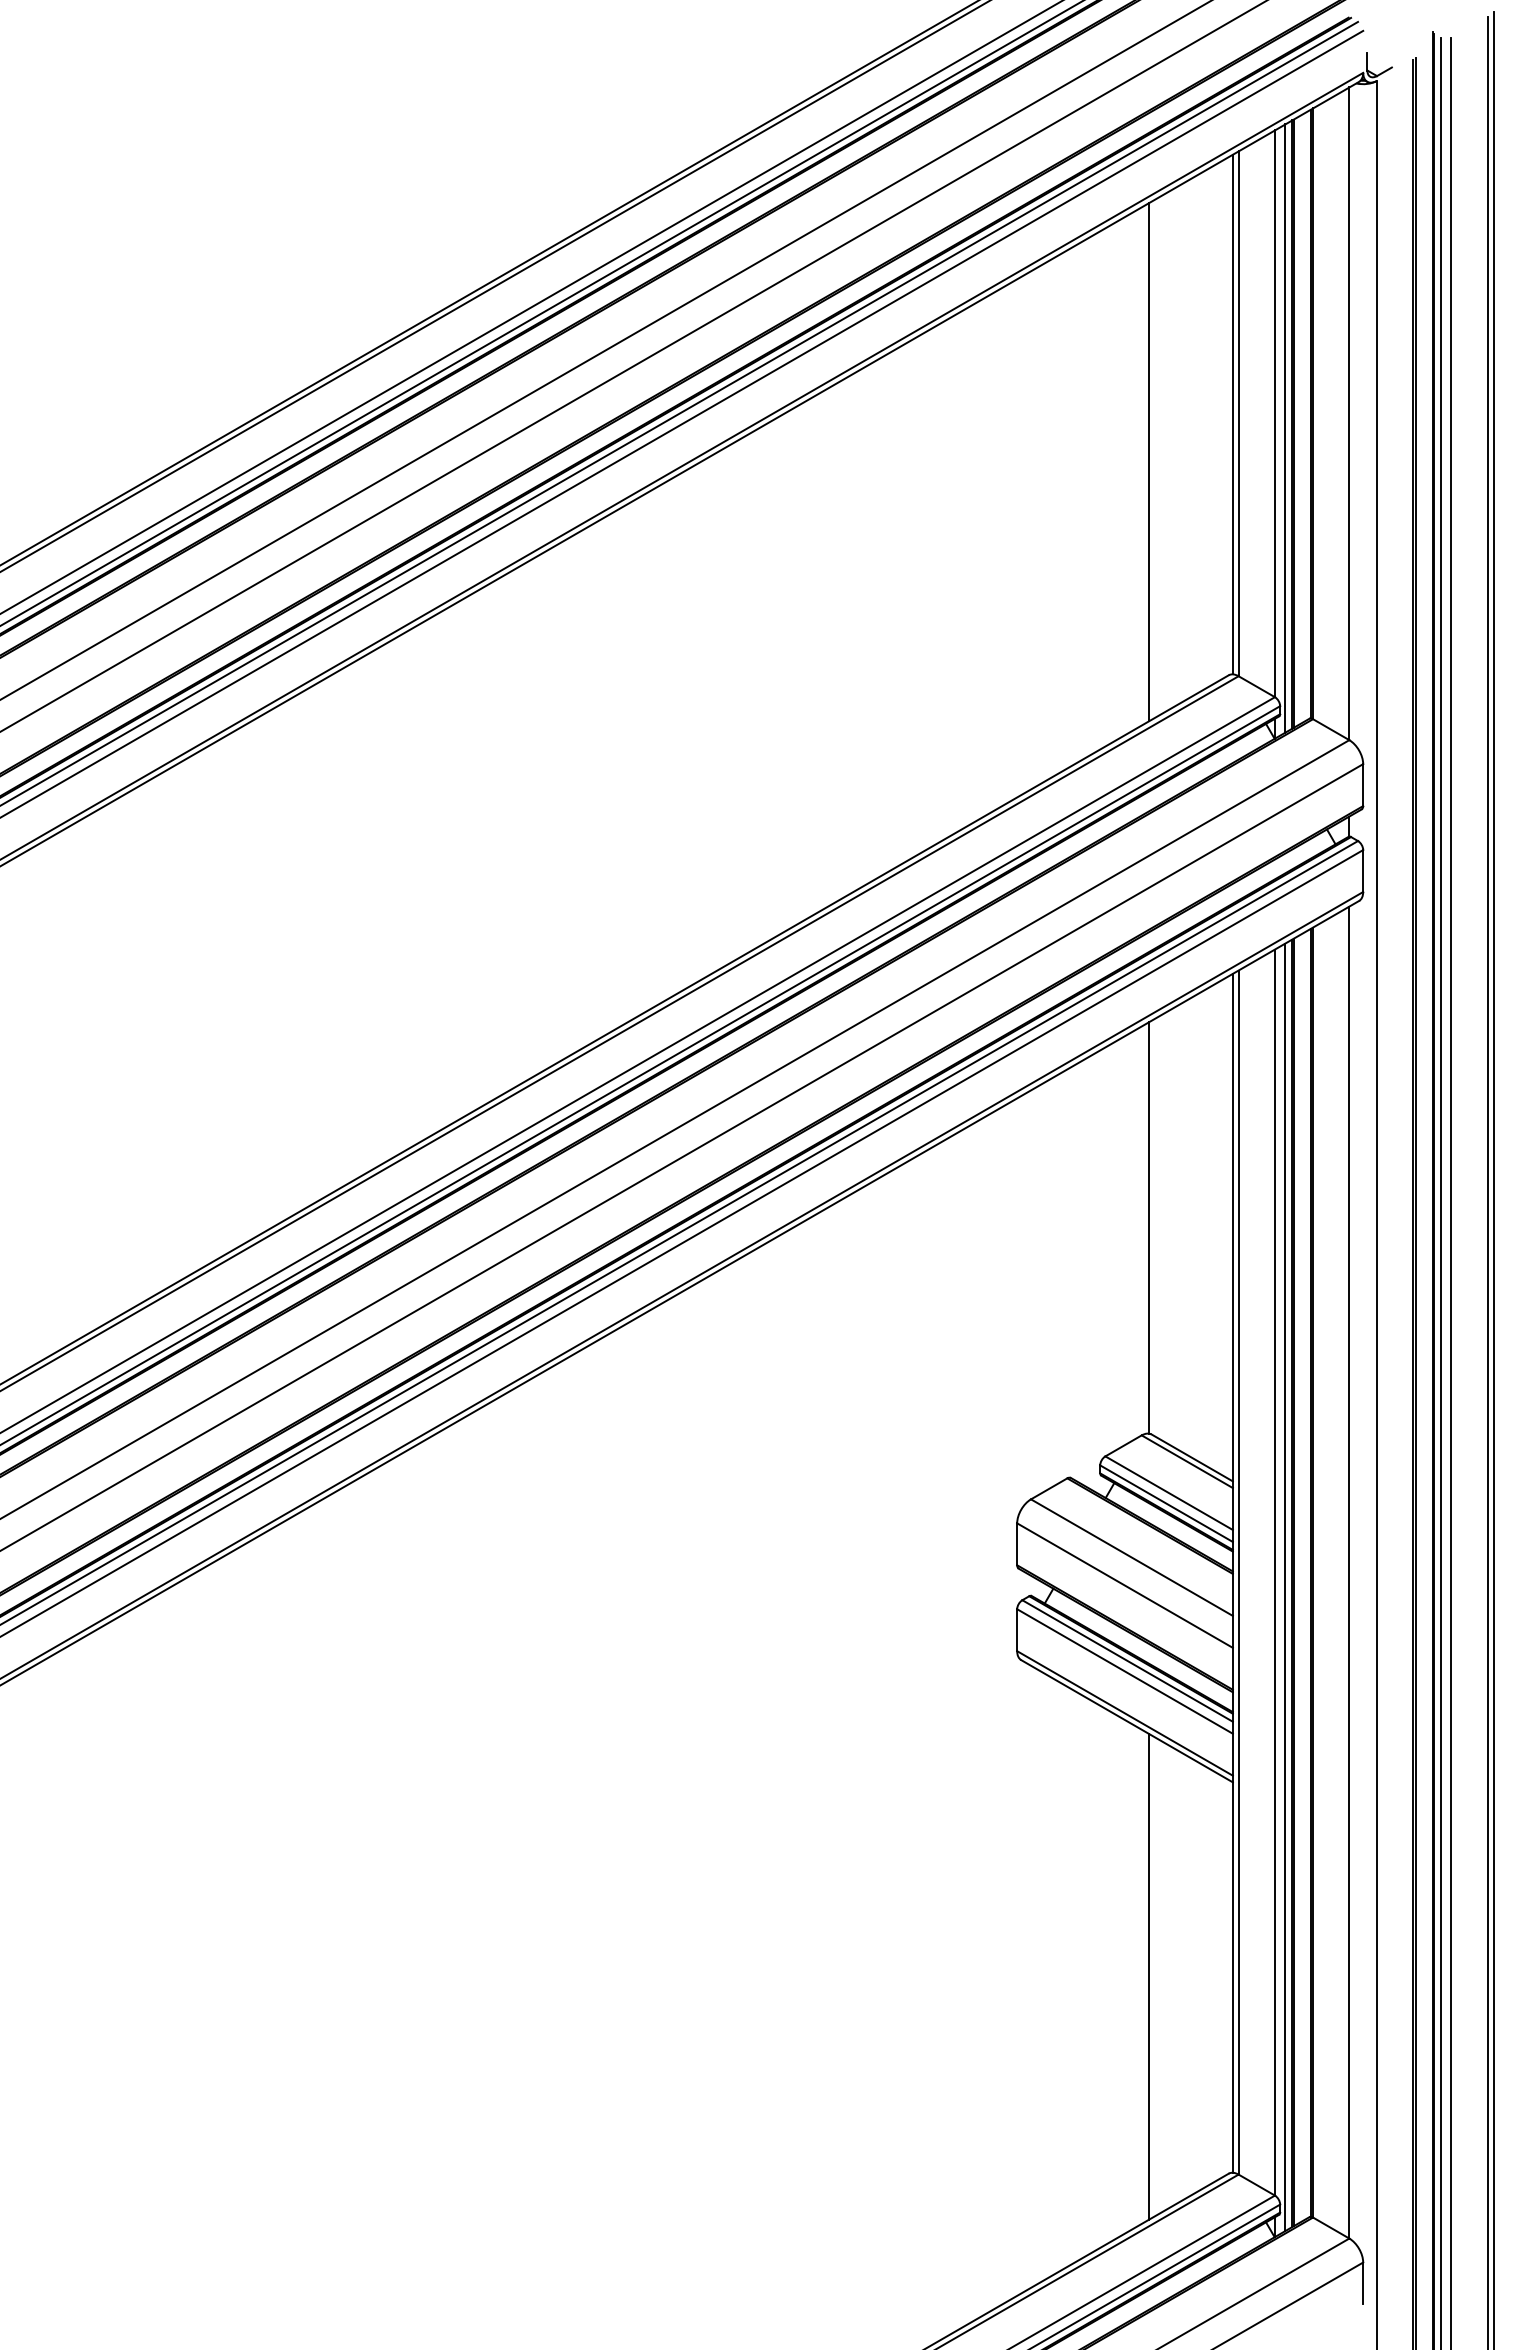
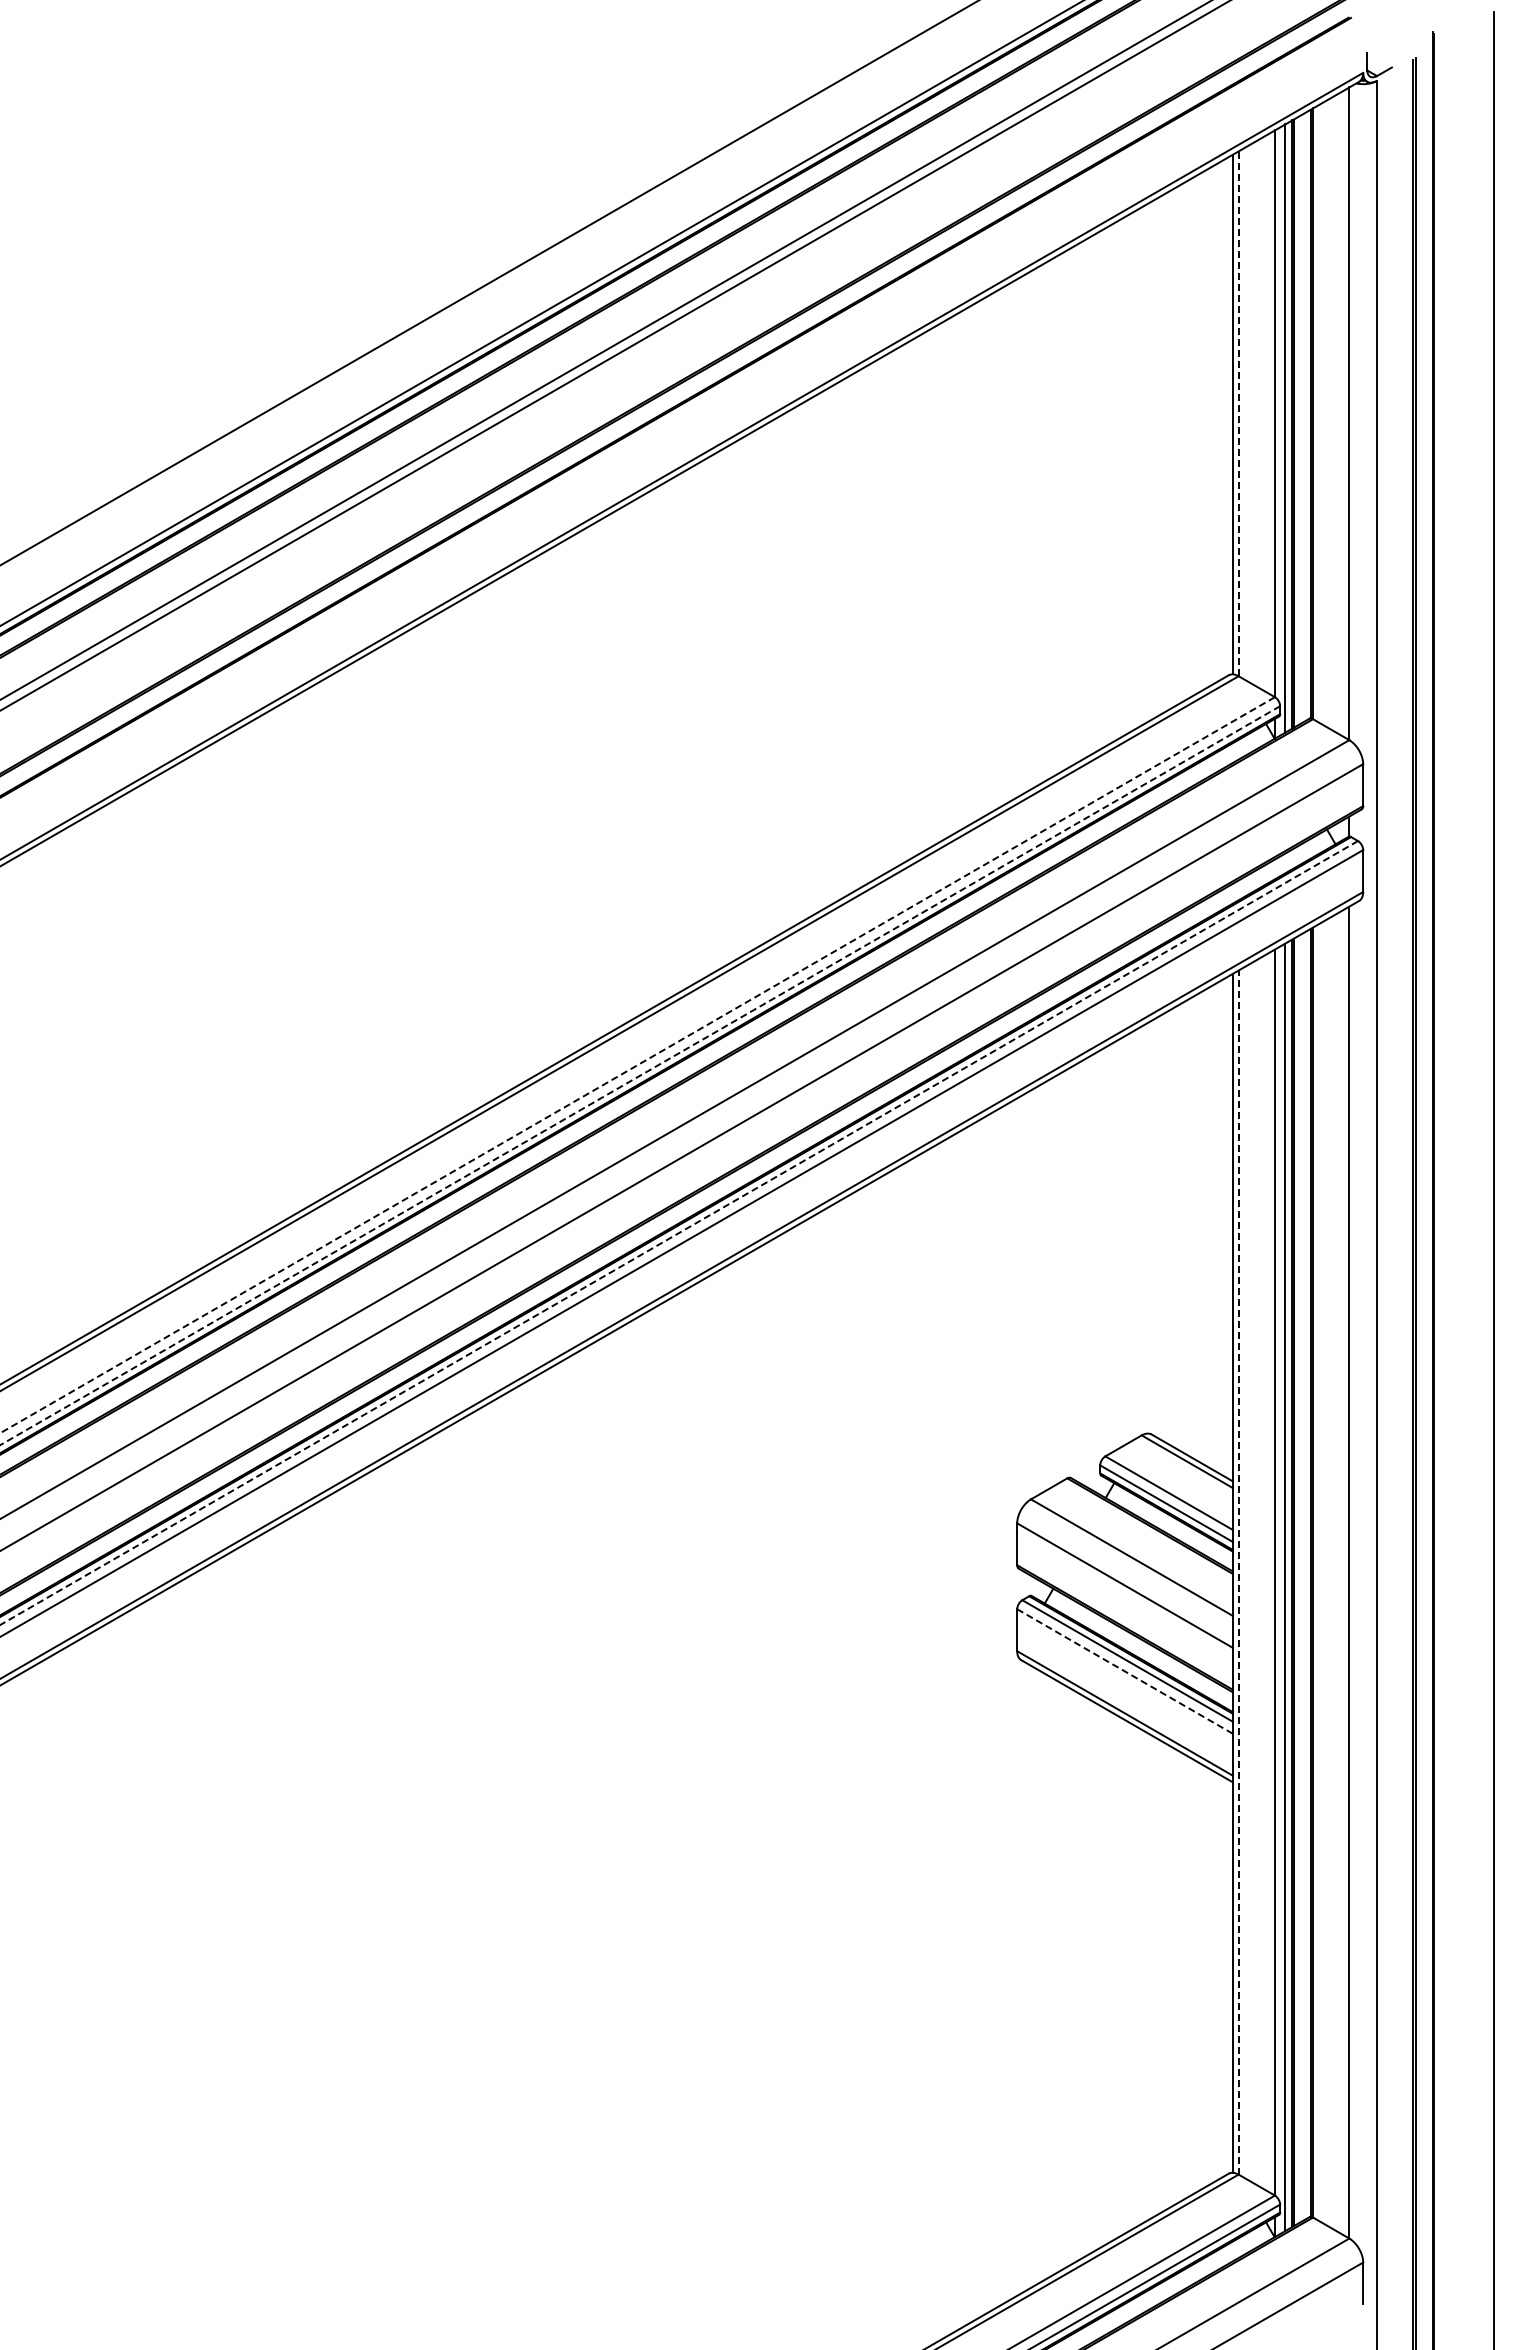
line: present -> none (494, 286)
line: present -> none (531, 307)
line position: (633, 366) -> (614, 355) (614, 355)
line: present -> none (680, 412)
line: solid -> dashed (1238, 413)
line: present -> none (682, 423)
line: present -> none (1149, 461)
line: solid -> dashed (637, 1065)
line: solid -> dashed (640, 1075)
line: present -> none (1487, 1181)
line: present -> none (1441, 1191)
line: present -> none (1451, 1191)
line: present -> none (1149, 1227)
line: solid -> dashed (679, 1233)
line: solid -> dashed (1238, 1572)
line: solid -> dashed (1125, 1671)
line: present -> none (1149, 1976)
